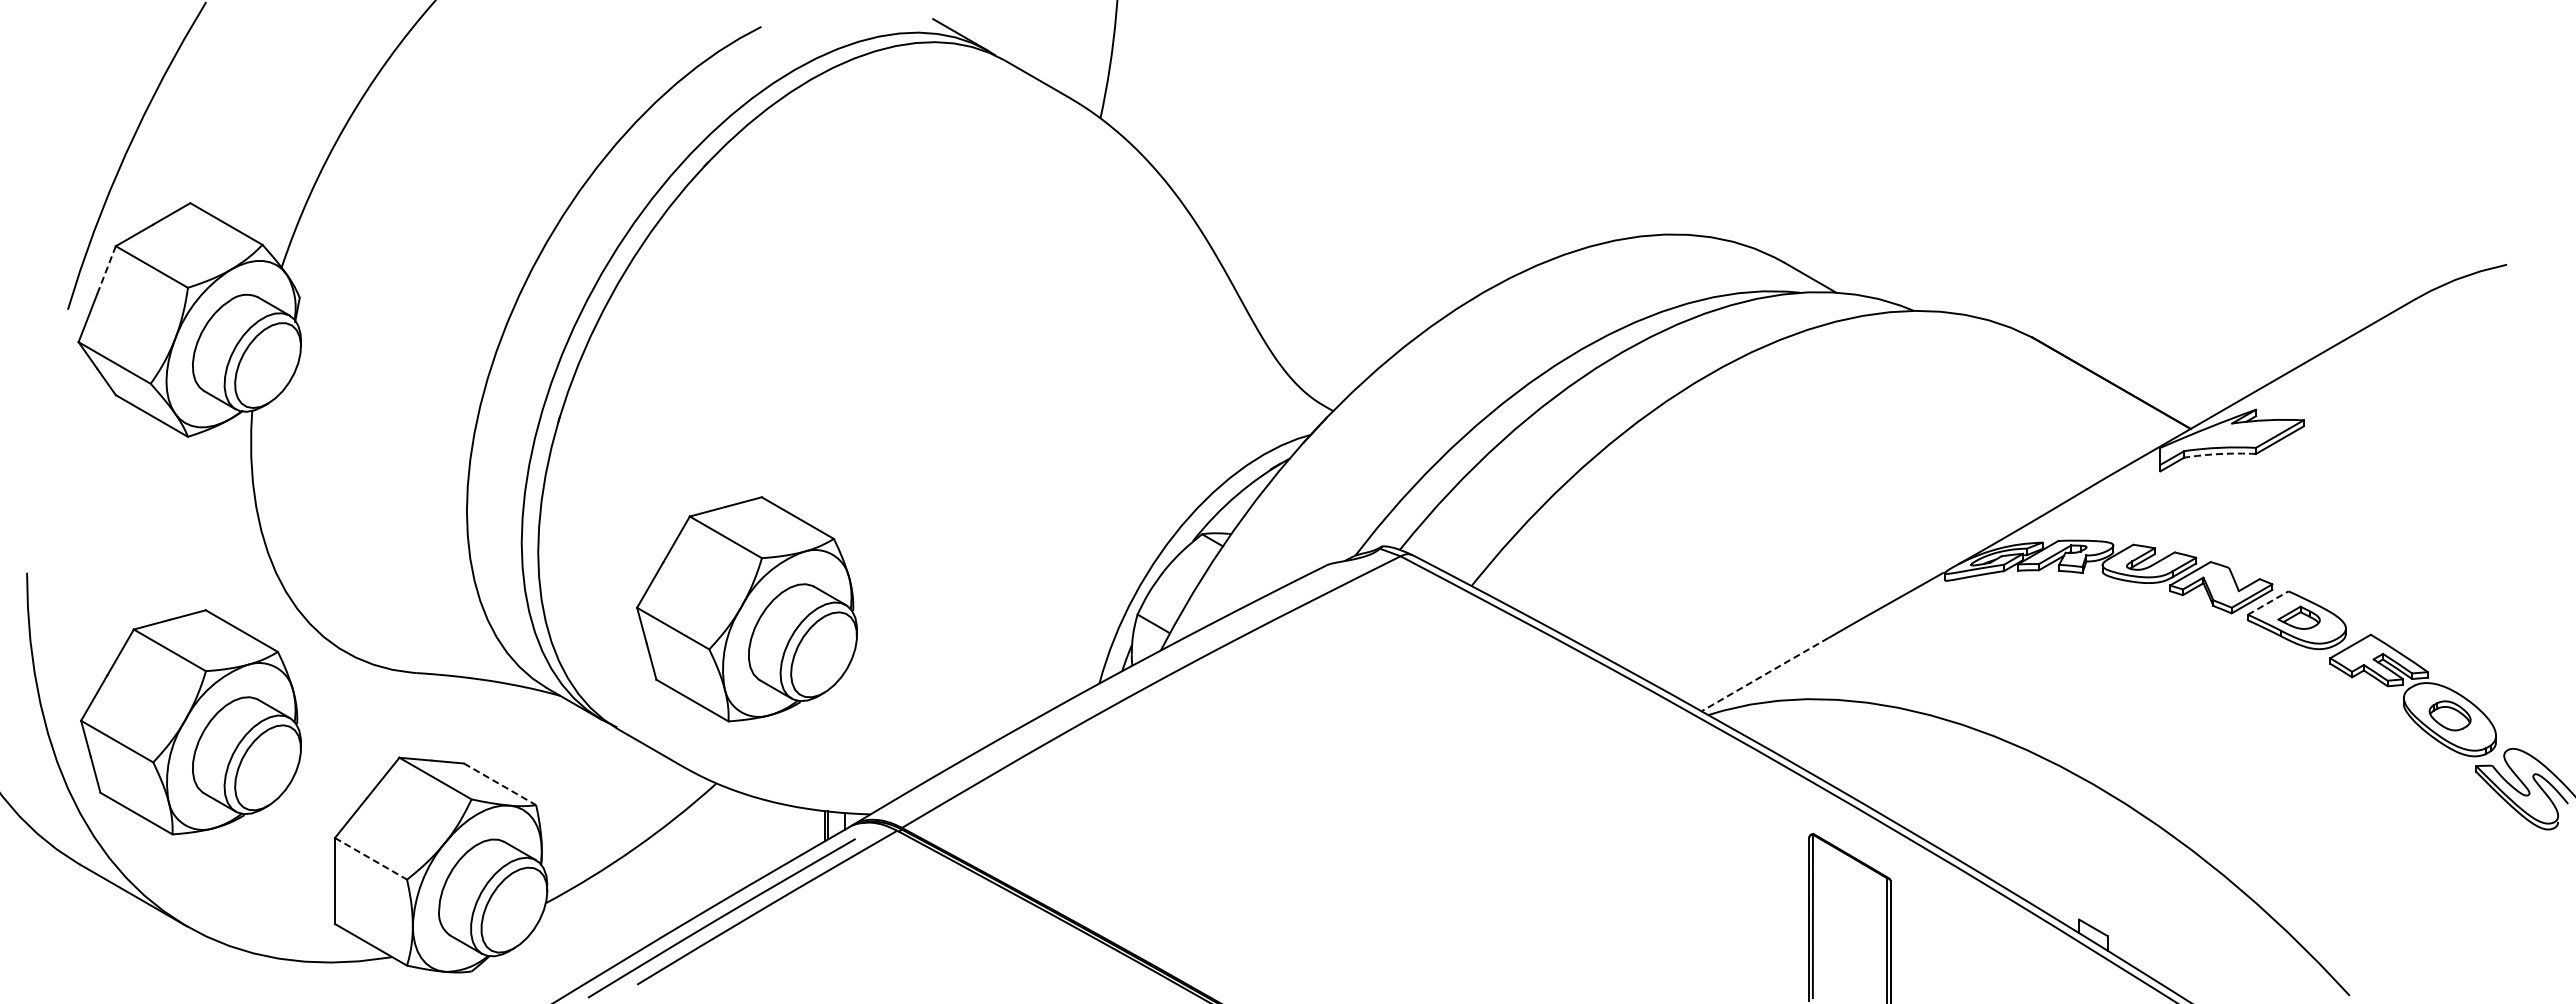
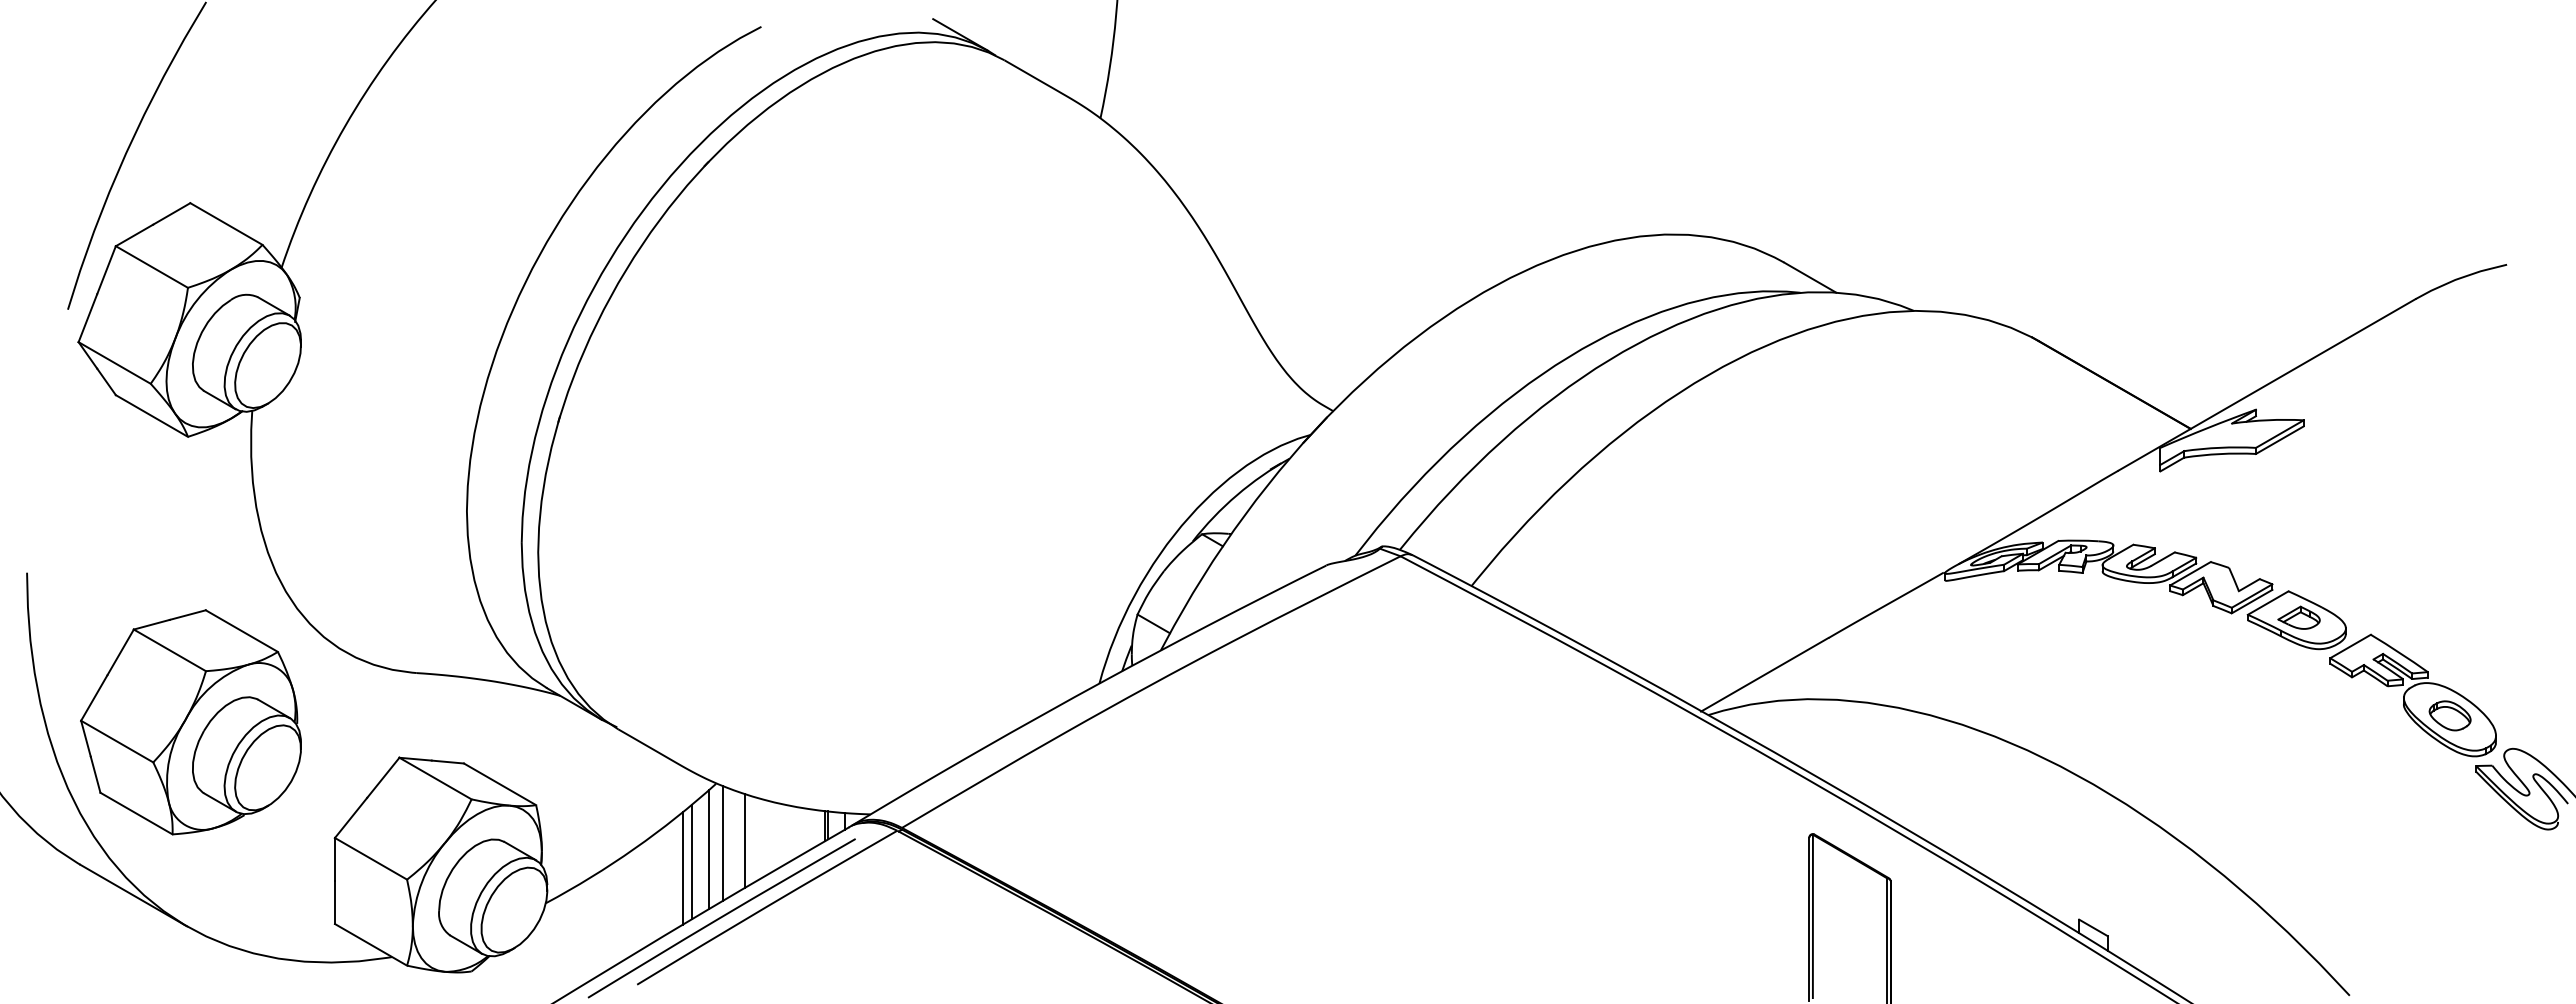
line: dashed -> solid (106, 270)
arc: dashed -> solid (2220, 454)
line: dashed -> solid (2268, 602)
part: present -> none (746, 609)
line: dashed -> solid (1764, 674)
line: dashed -> solid (500, 784)
line: none -> present (744, 840)
line: none -> present (723, 843)
line: none -> present (708, 849)
line: dashed -> solid (371, 858)
line: none -> present (692, 861)
line: none -> present (683, 867)
